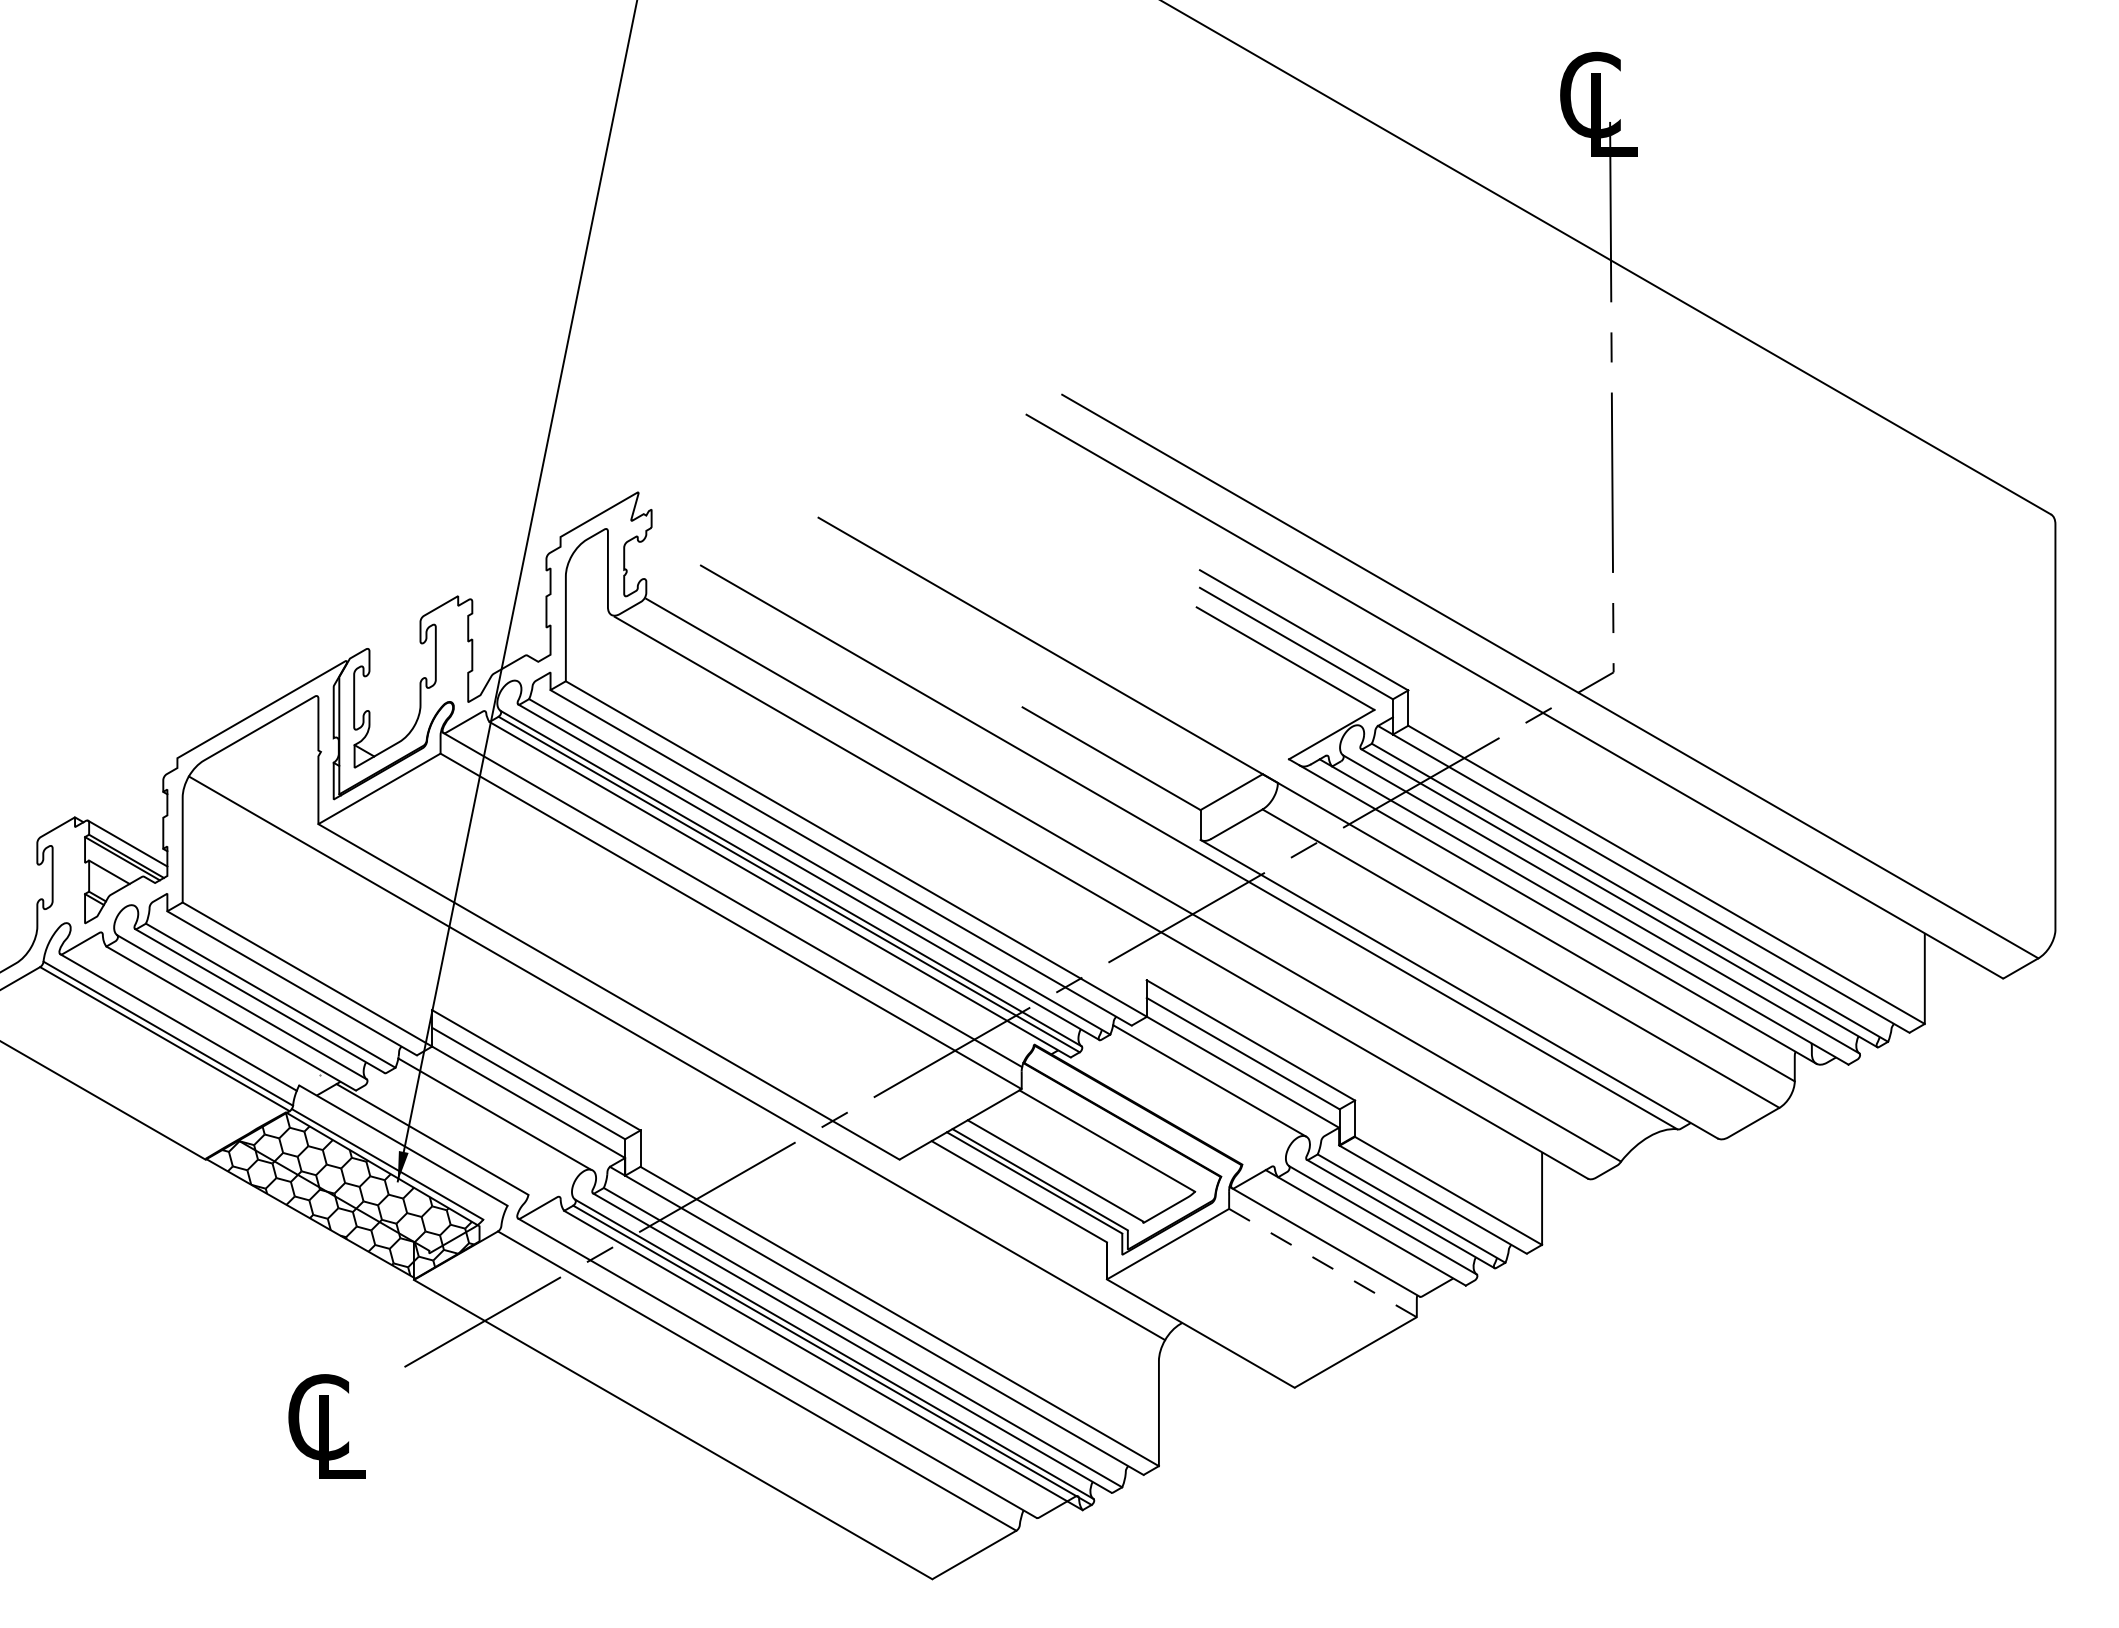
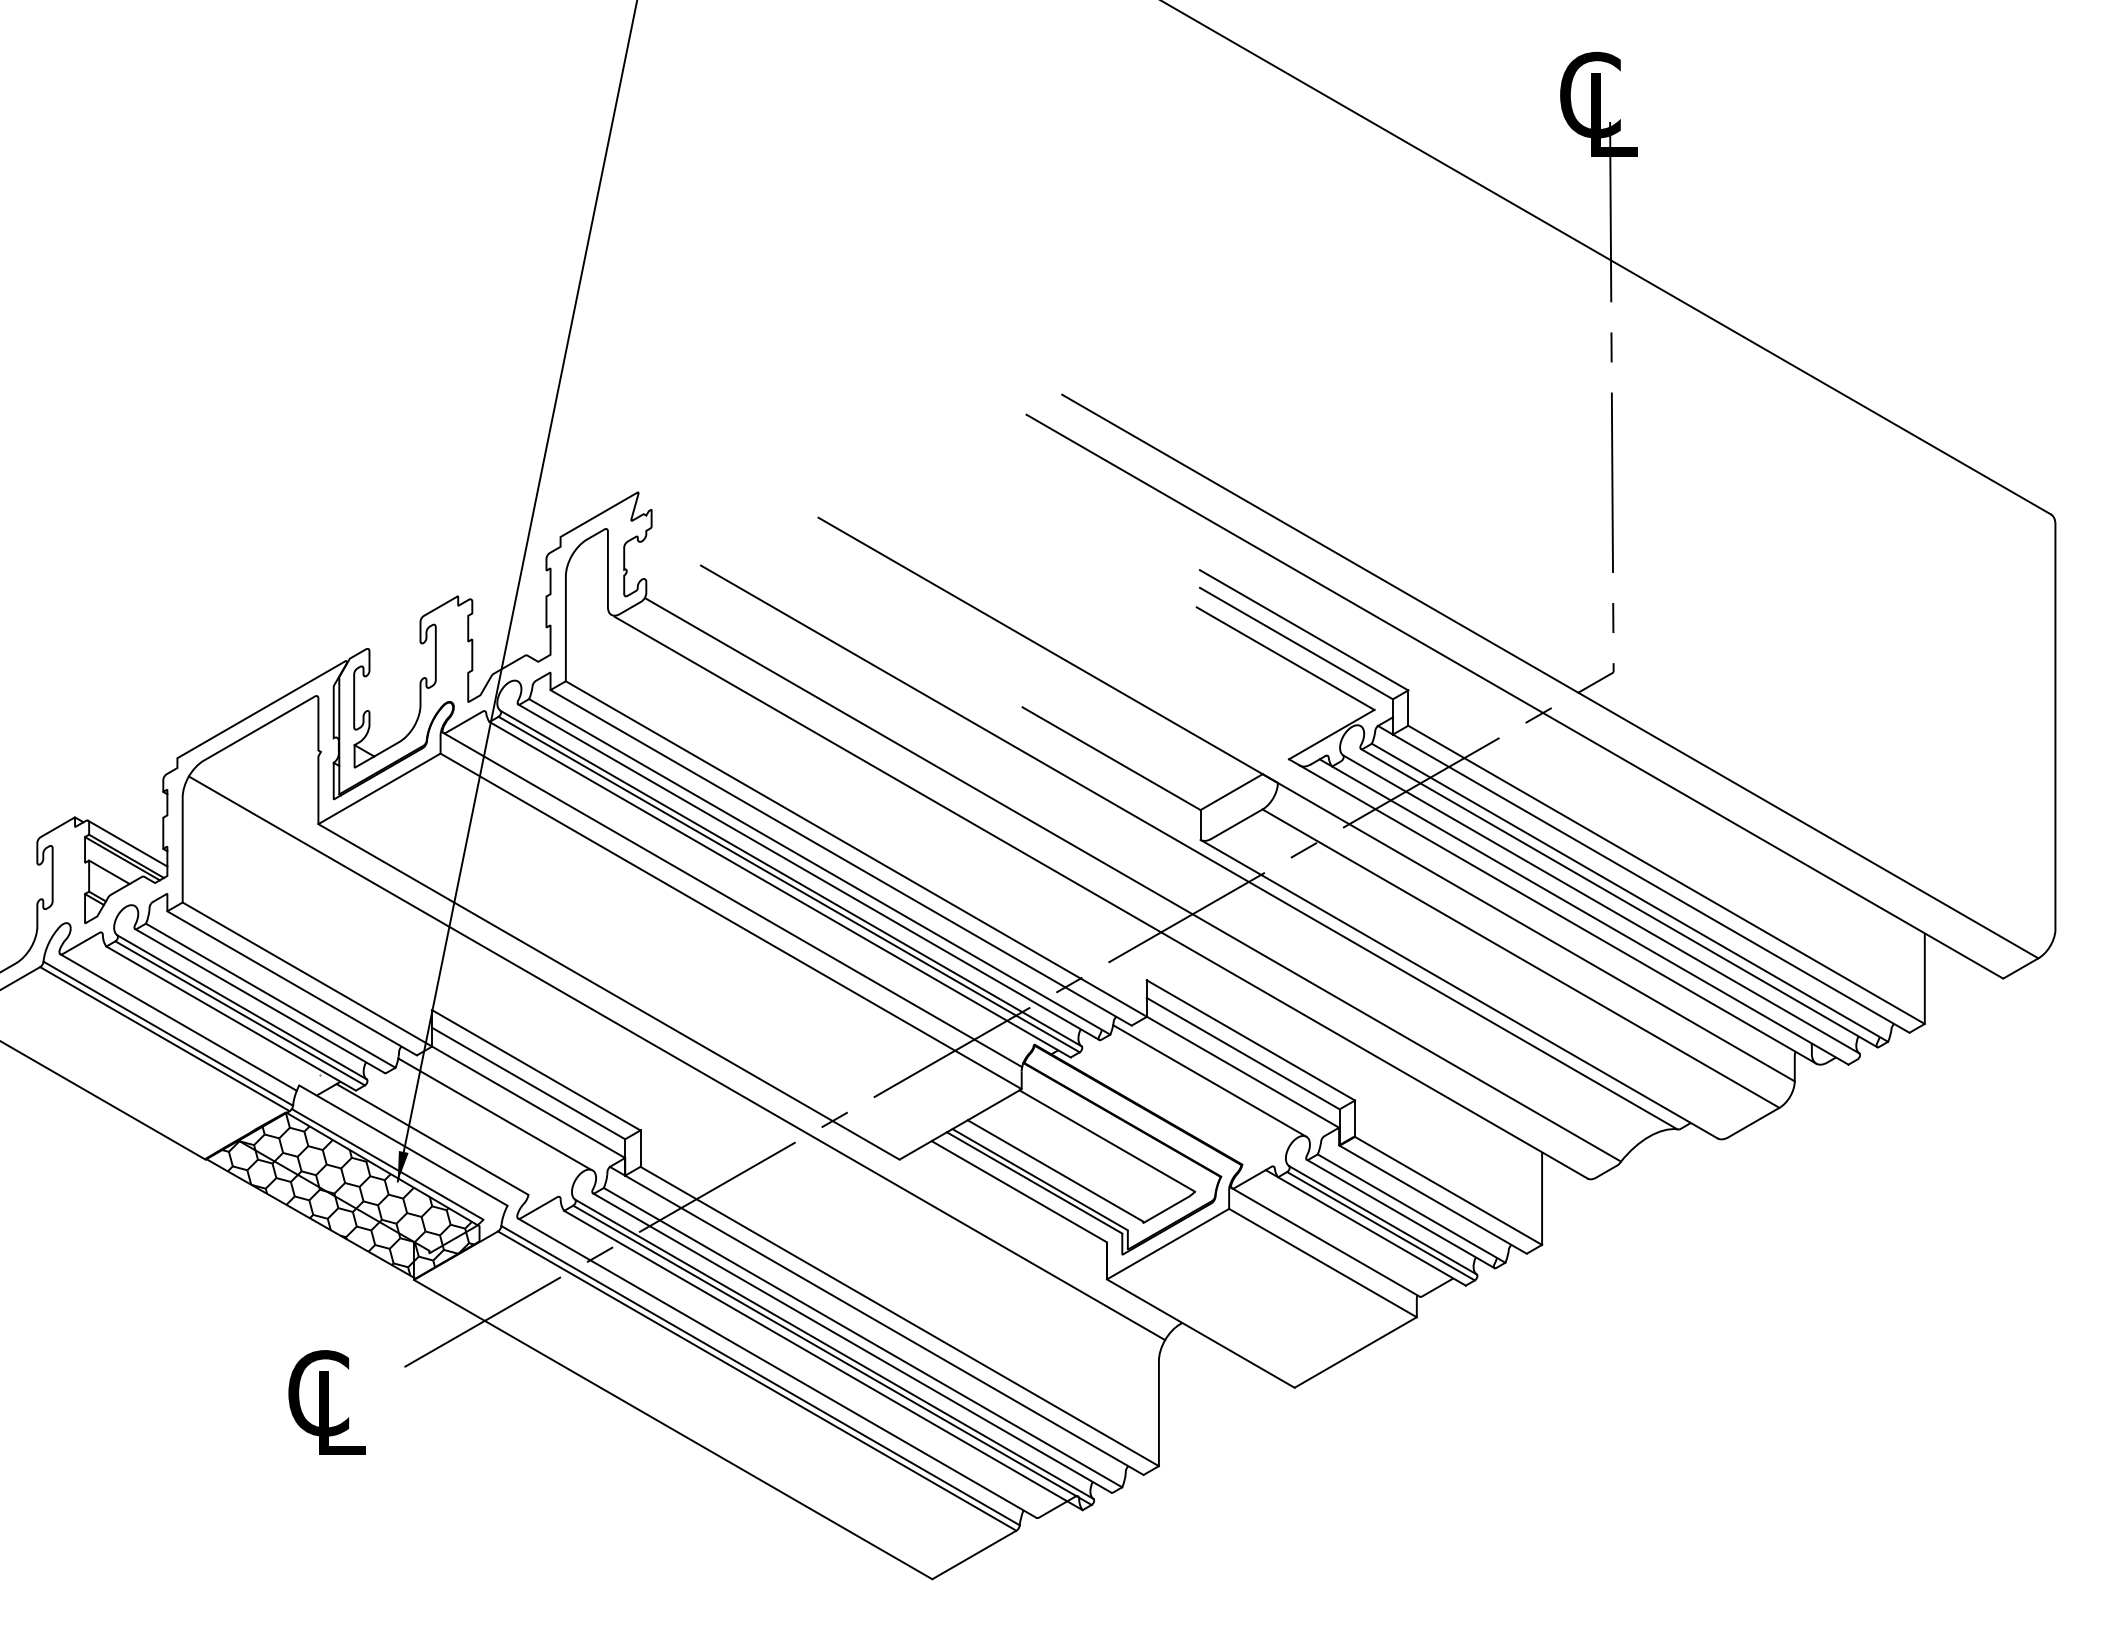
line: none -> present (239, 1013)
line: none -> present (1380, 1226)
line: dashed -> solid (1323, 1263)
line: none -> present (760, 1375)
text position: (326, 1426) -> (326, 1402) (326, 1402)
